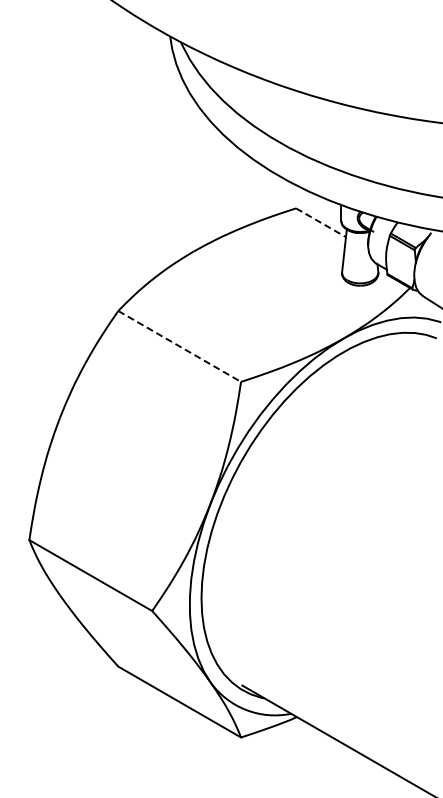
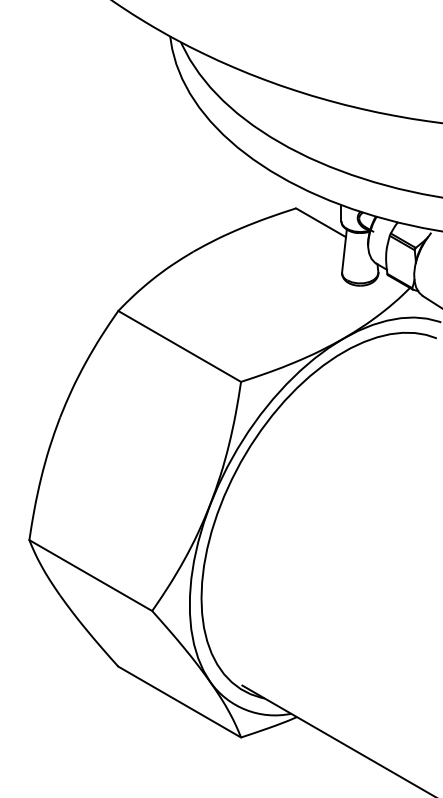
line: dashed -> solid (321, 222)
line: dashed -> solid (179, 346)
